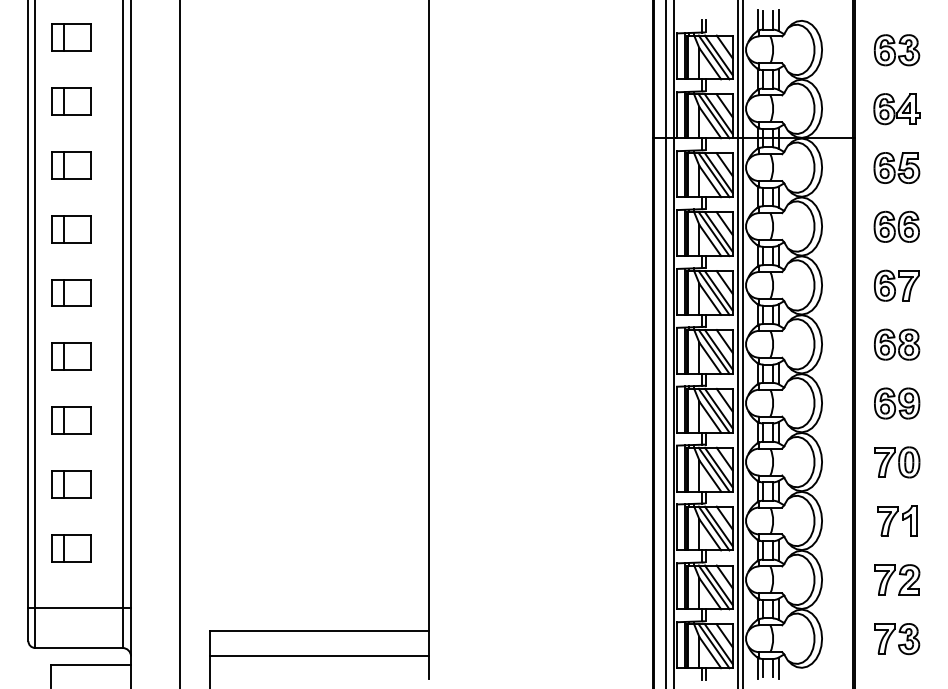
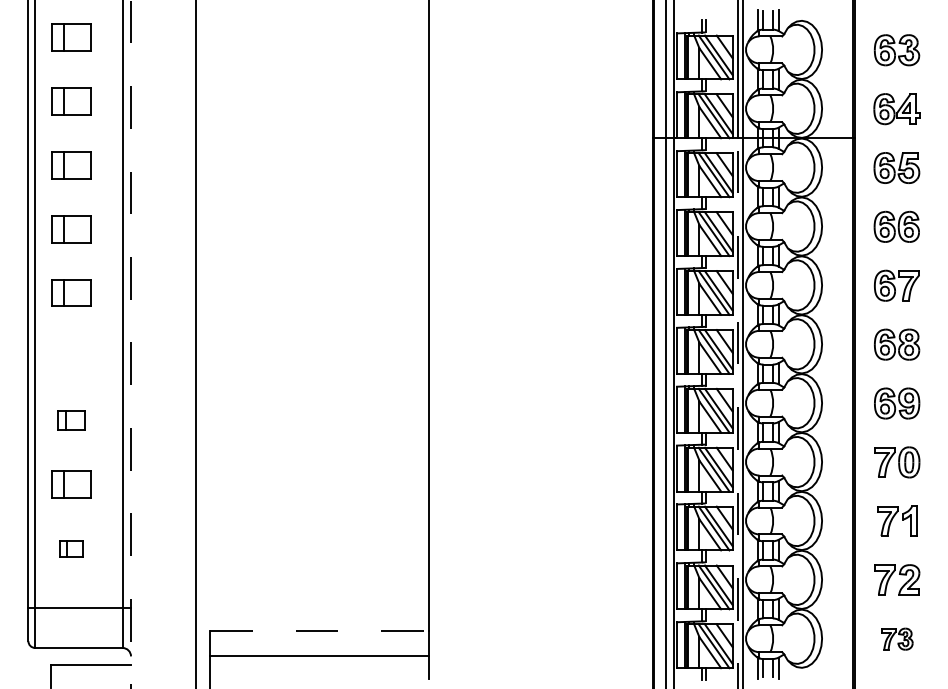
line position: (179, 343) -> (195, 343) (195, 343)
line: solid -> dashed (131, 344)
part: present -> none (71, 356)
line: solid -> dashed (737, 413)
part size: 41x29 px -> 29x21 px (71, 420)
part size: 41x29 px -> 25x18 px (71, 548)
line: solid -> dashed (319, 631)
part size: 47x33 px -> 33x24 px (897, 638)
